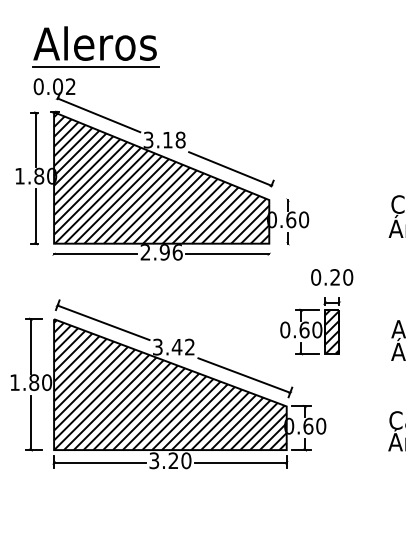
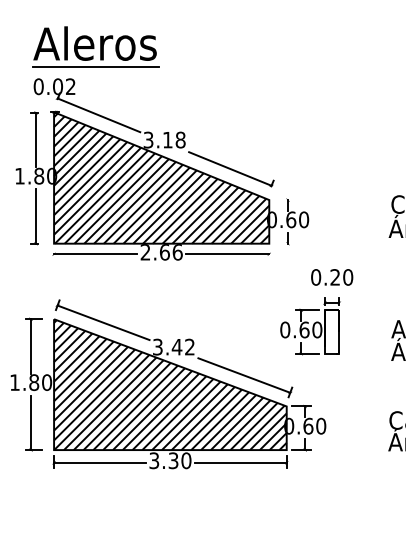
text: 2.96 -> 2.66 (164, 252)
hatch: present -> none (331, 331)
text: 3.20 -> 3.30 (173, 460)
